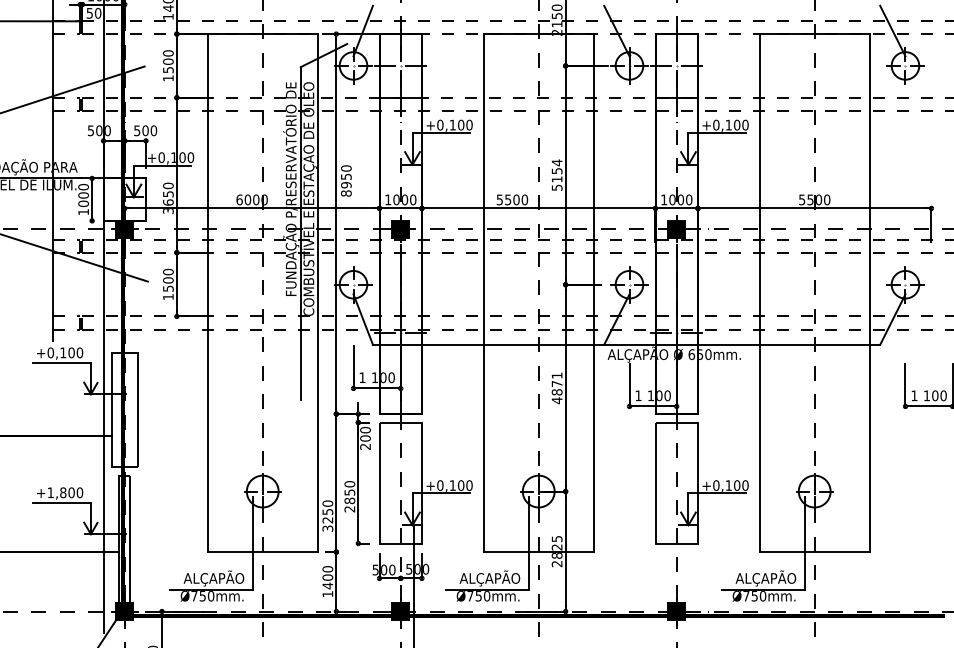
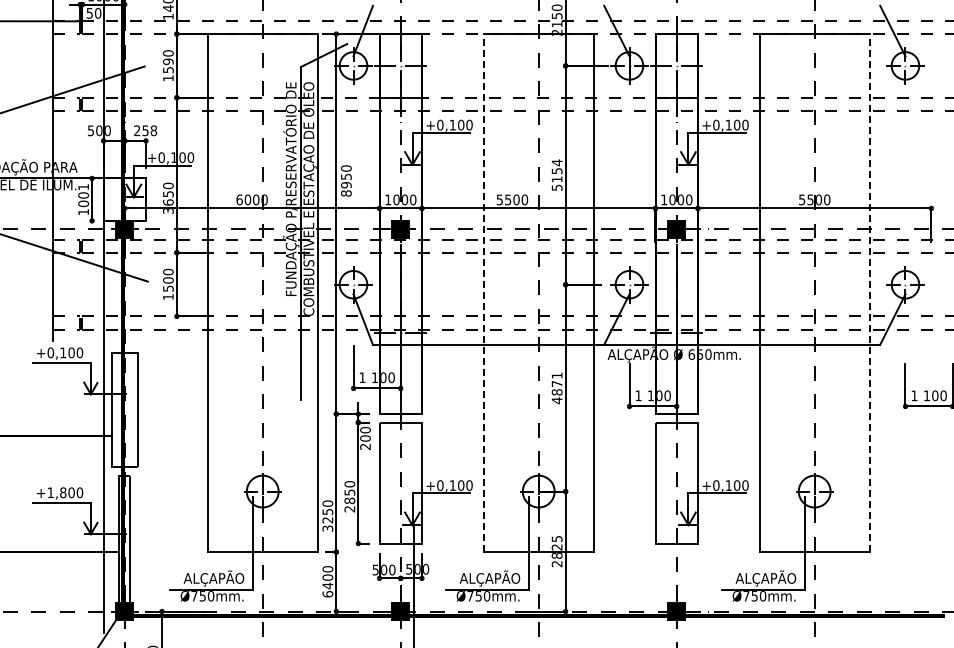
text: 1500 -> 1590 (168, 61)
text: 500 -> 258 (145, 130)
text: 1000 -> 1001 (83, 186)
line: solid -> dashed (483, 293)
line: solid -> dashed (869, 293)
text: 1400 -> 6400 (327, 594)
